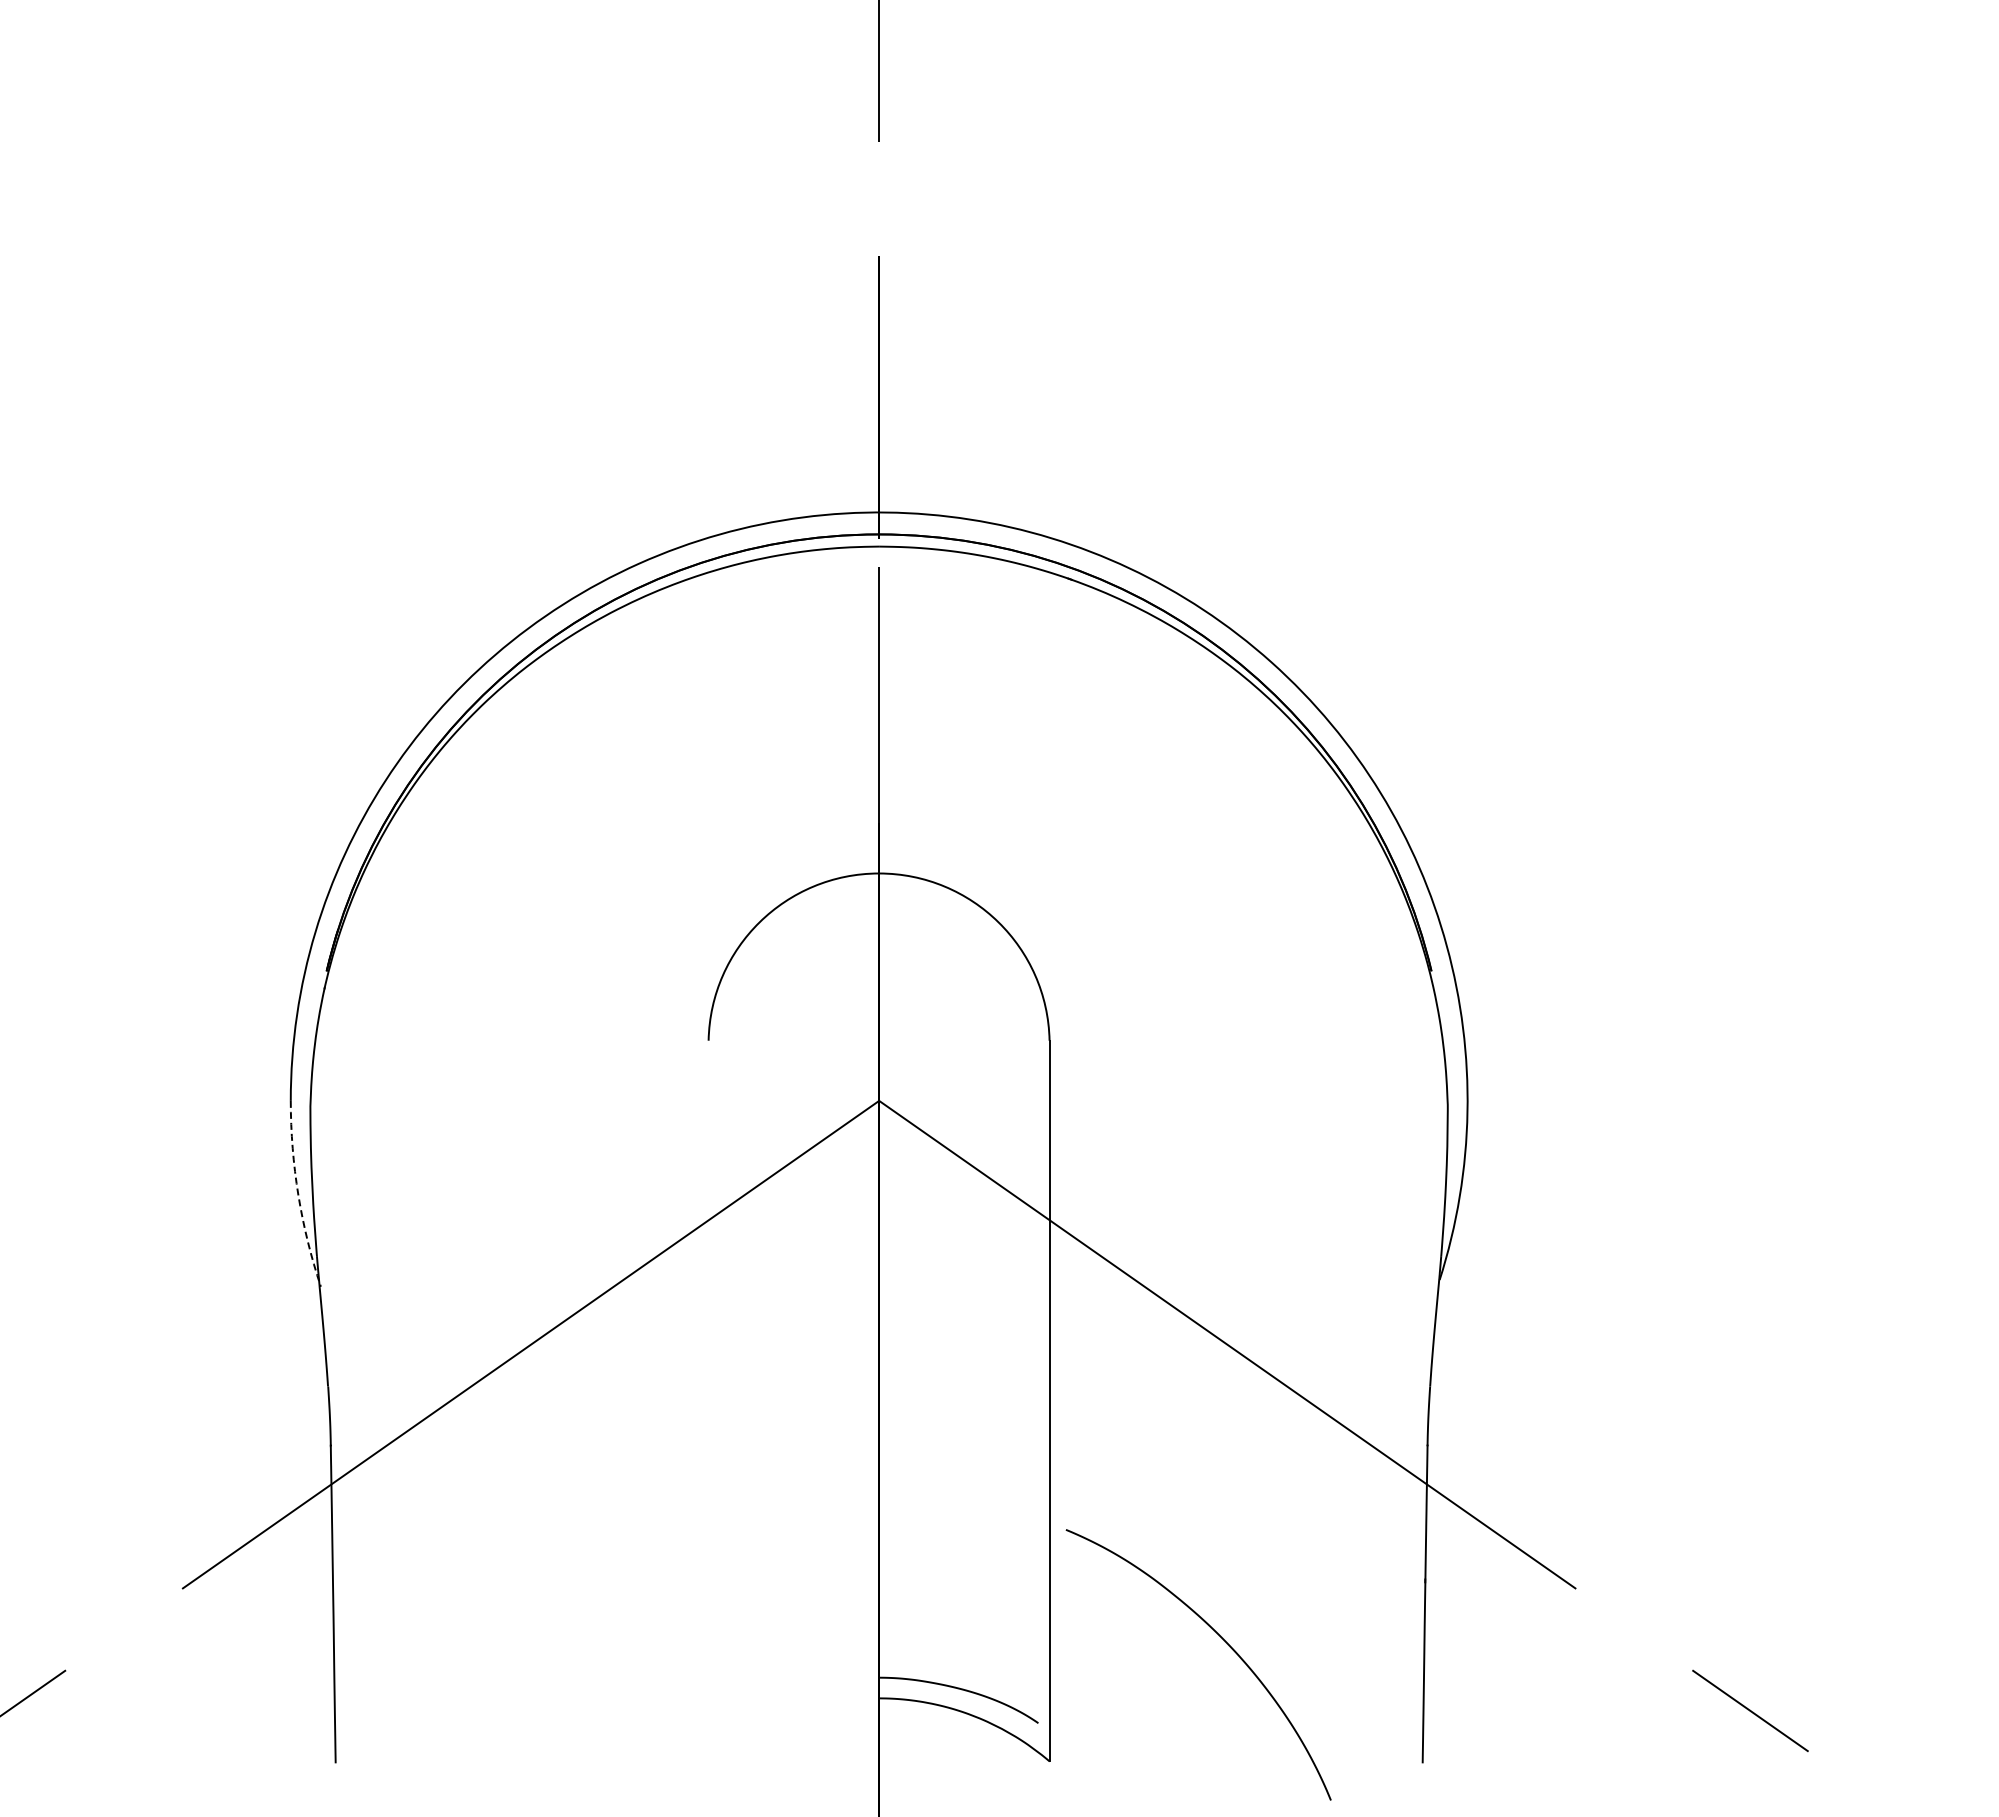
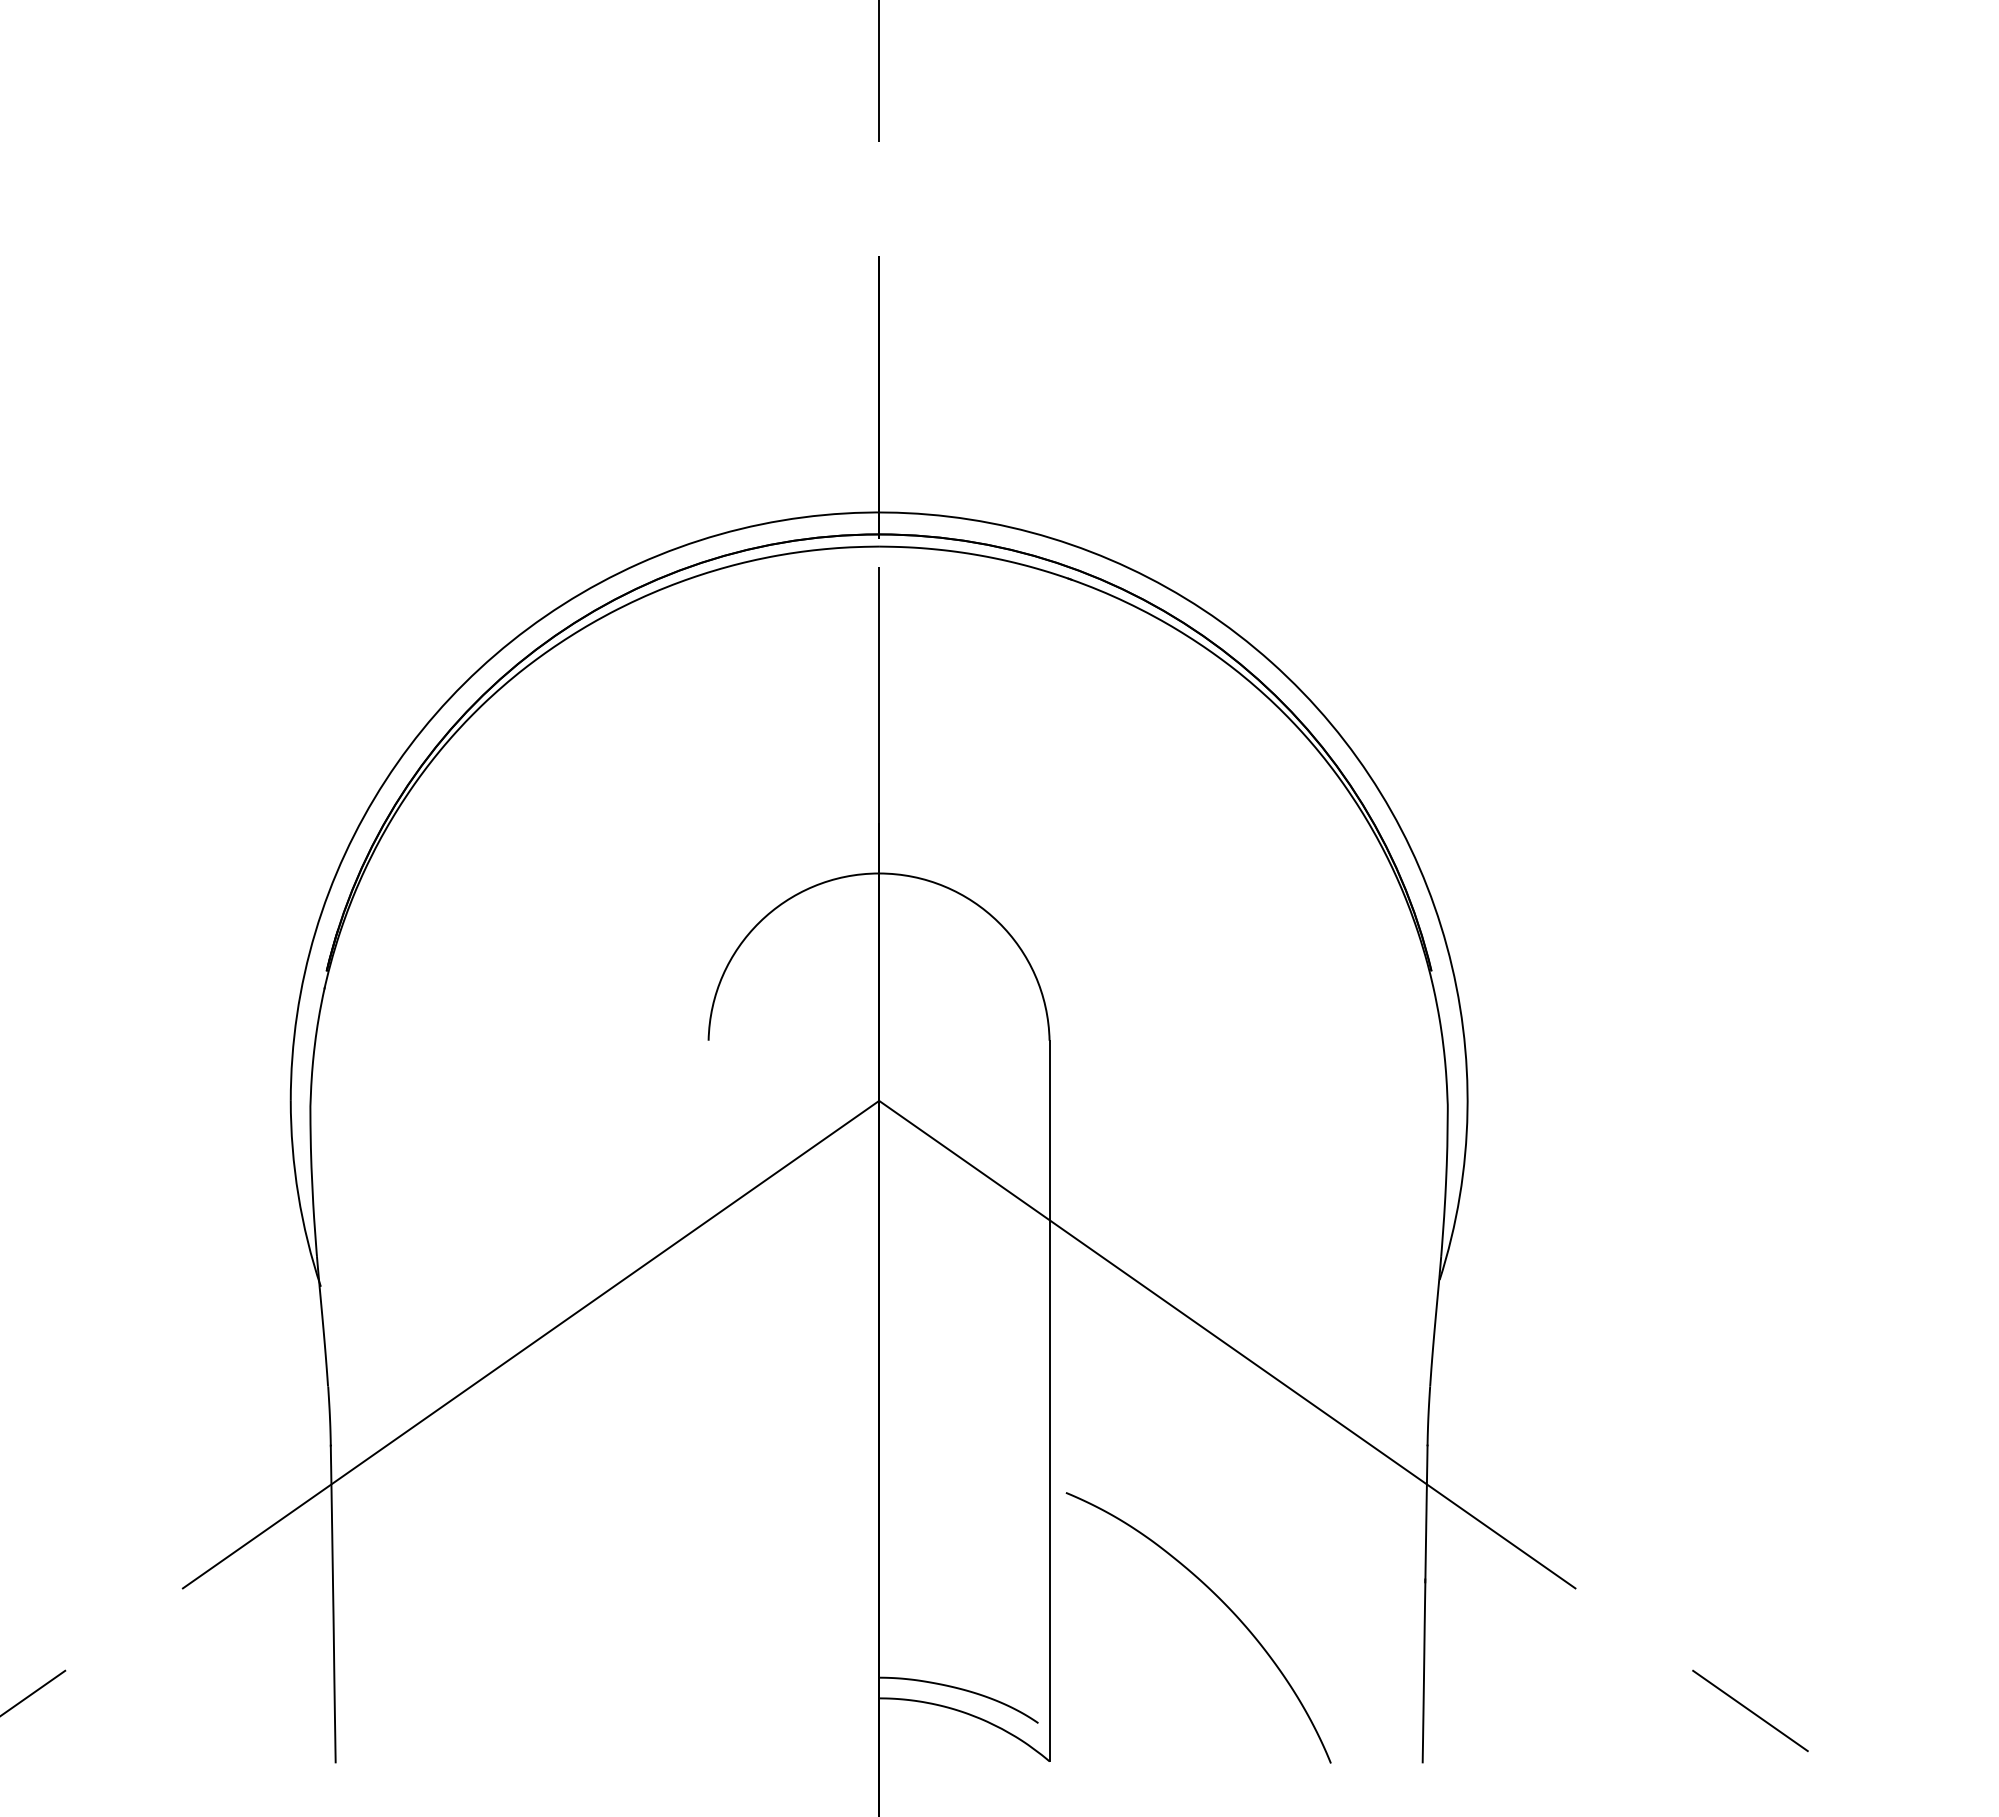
arc: dashed -> solid (298, 1195)
curve position: (1222, 1639) -> (1222, 1602) (1222, 1602)
